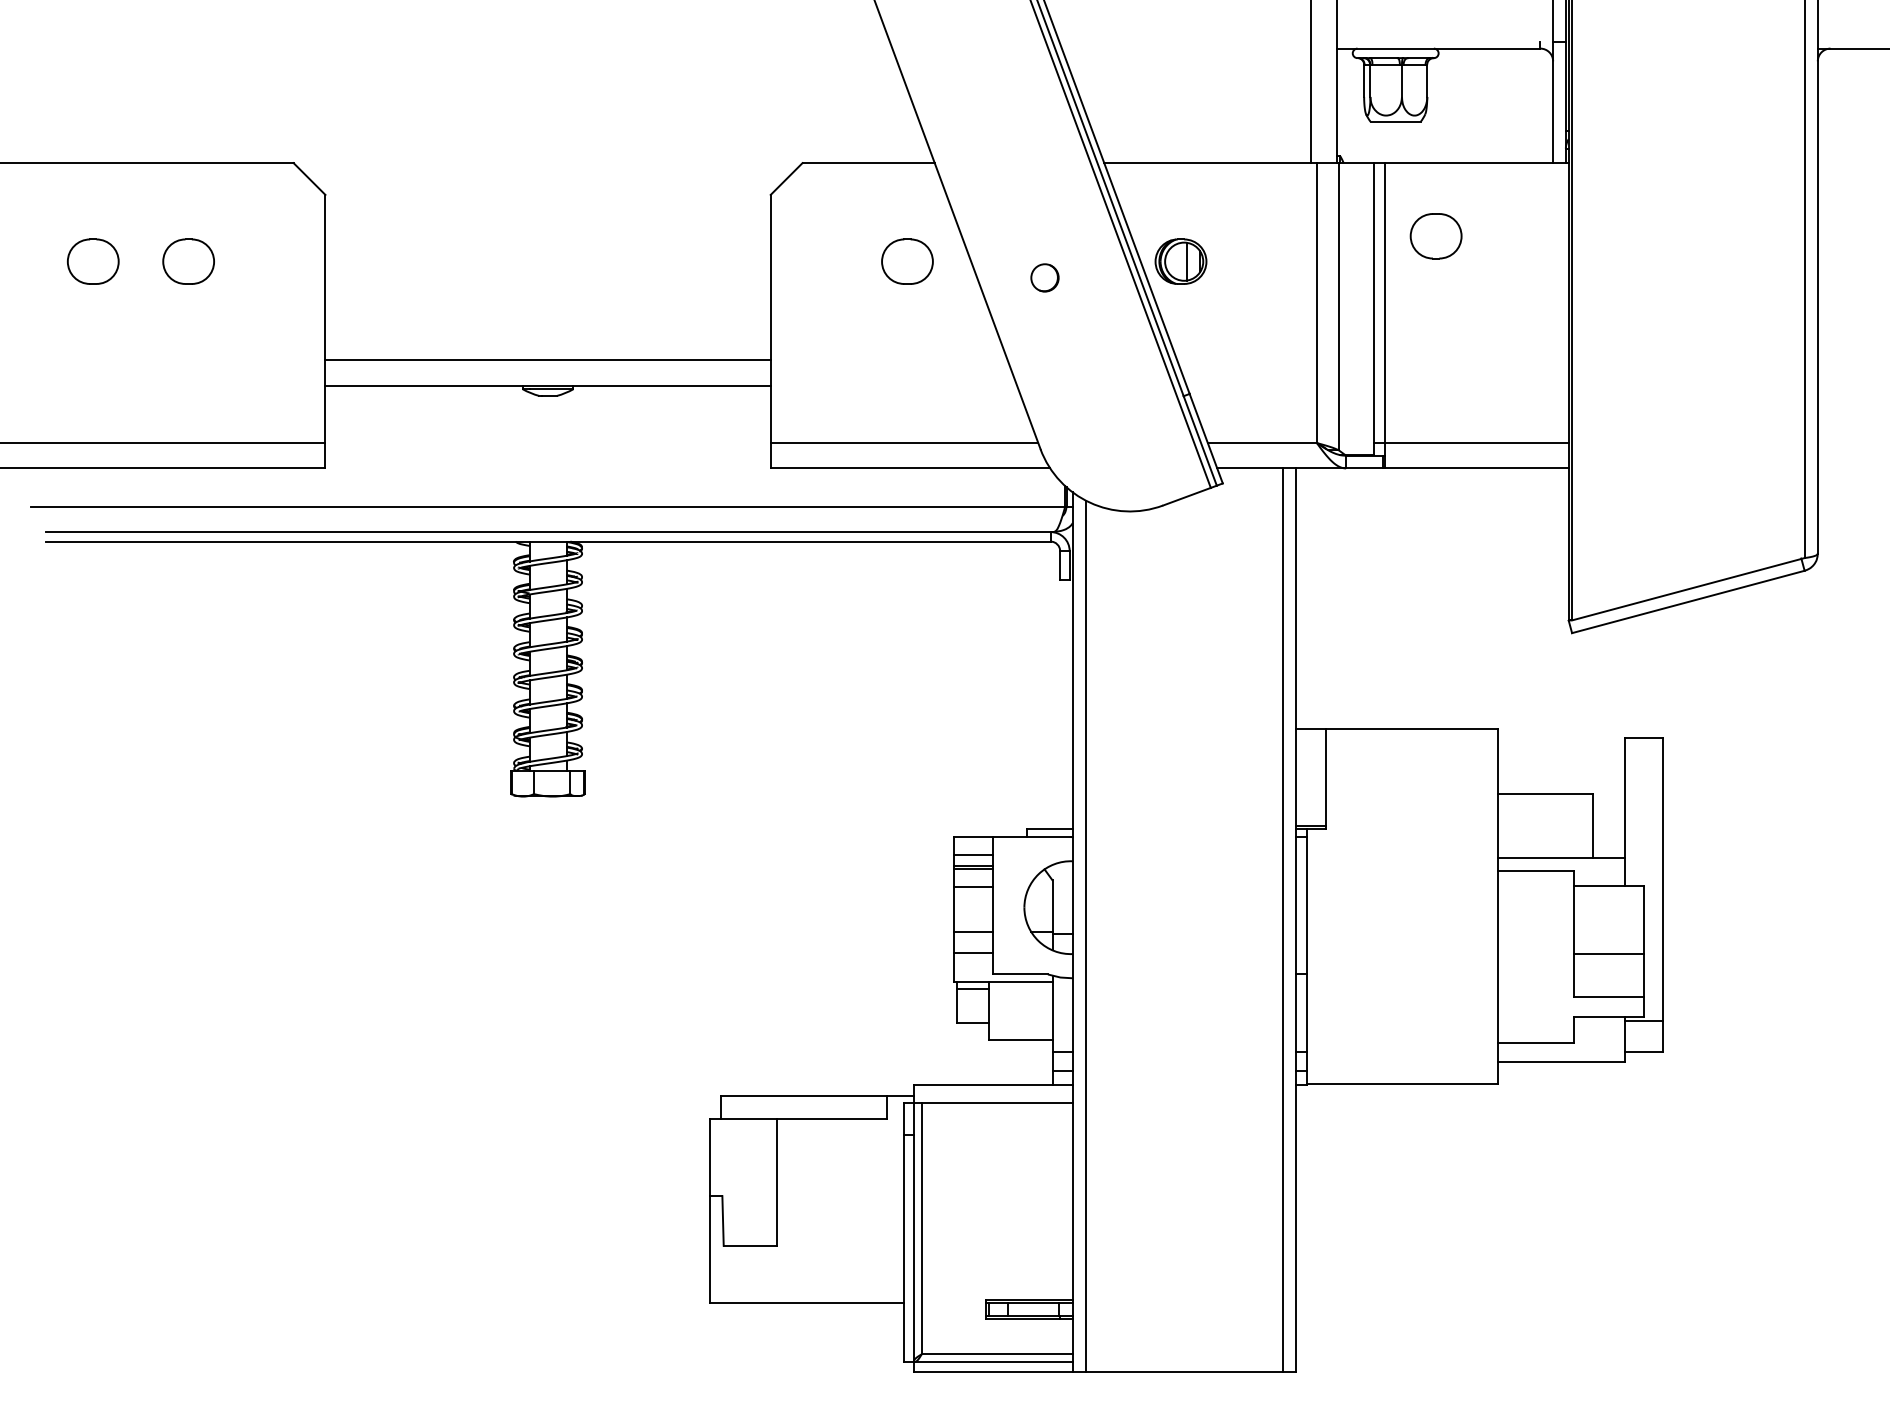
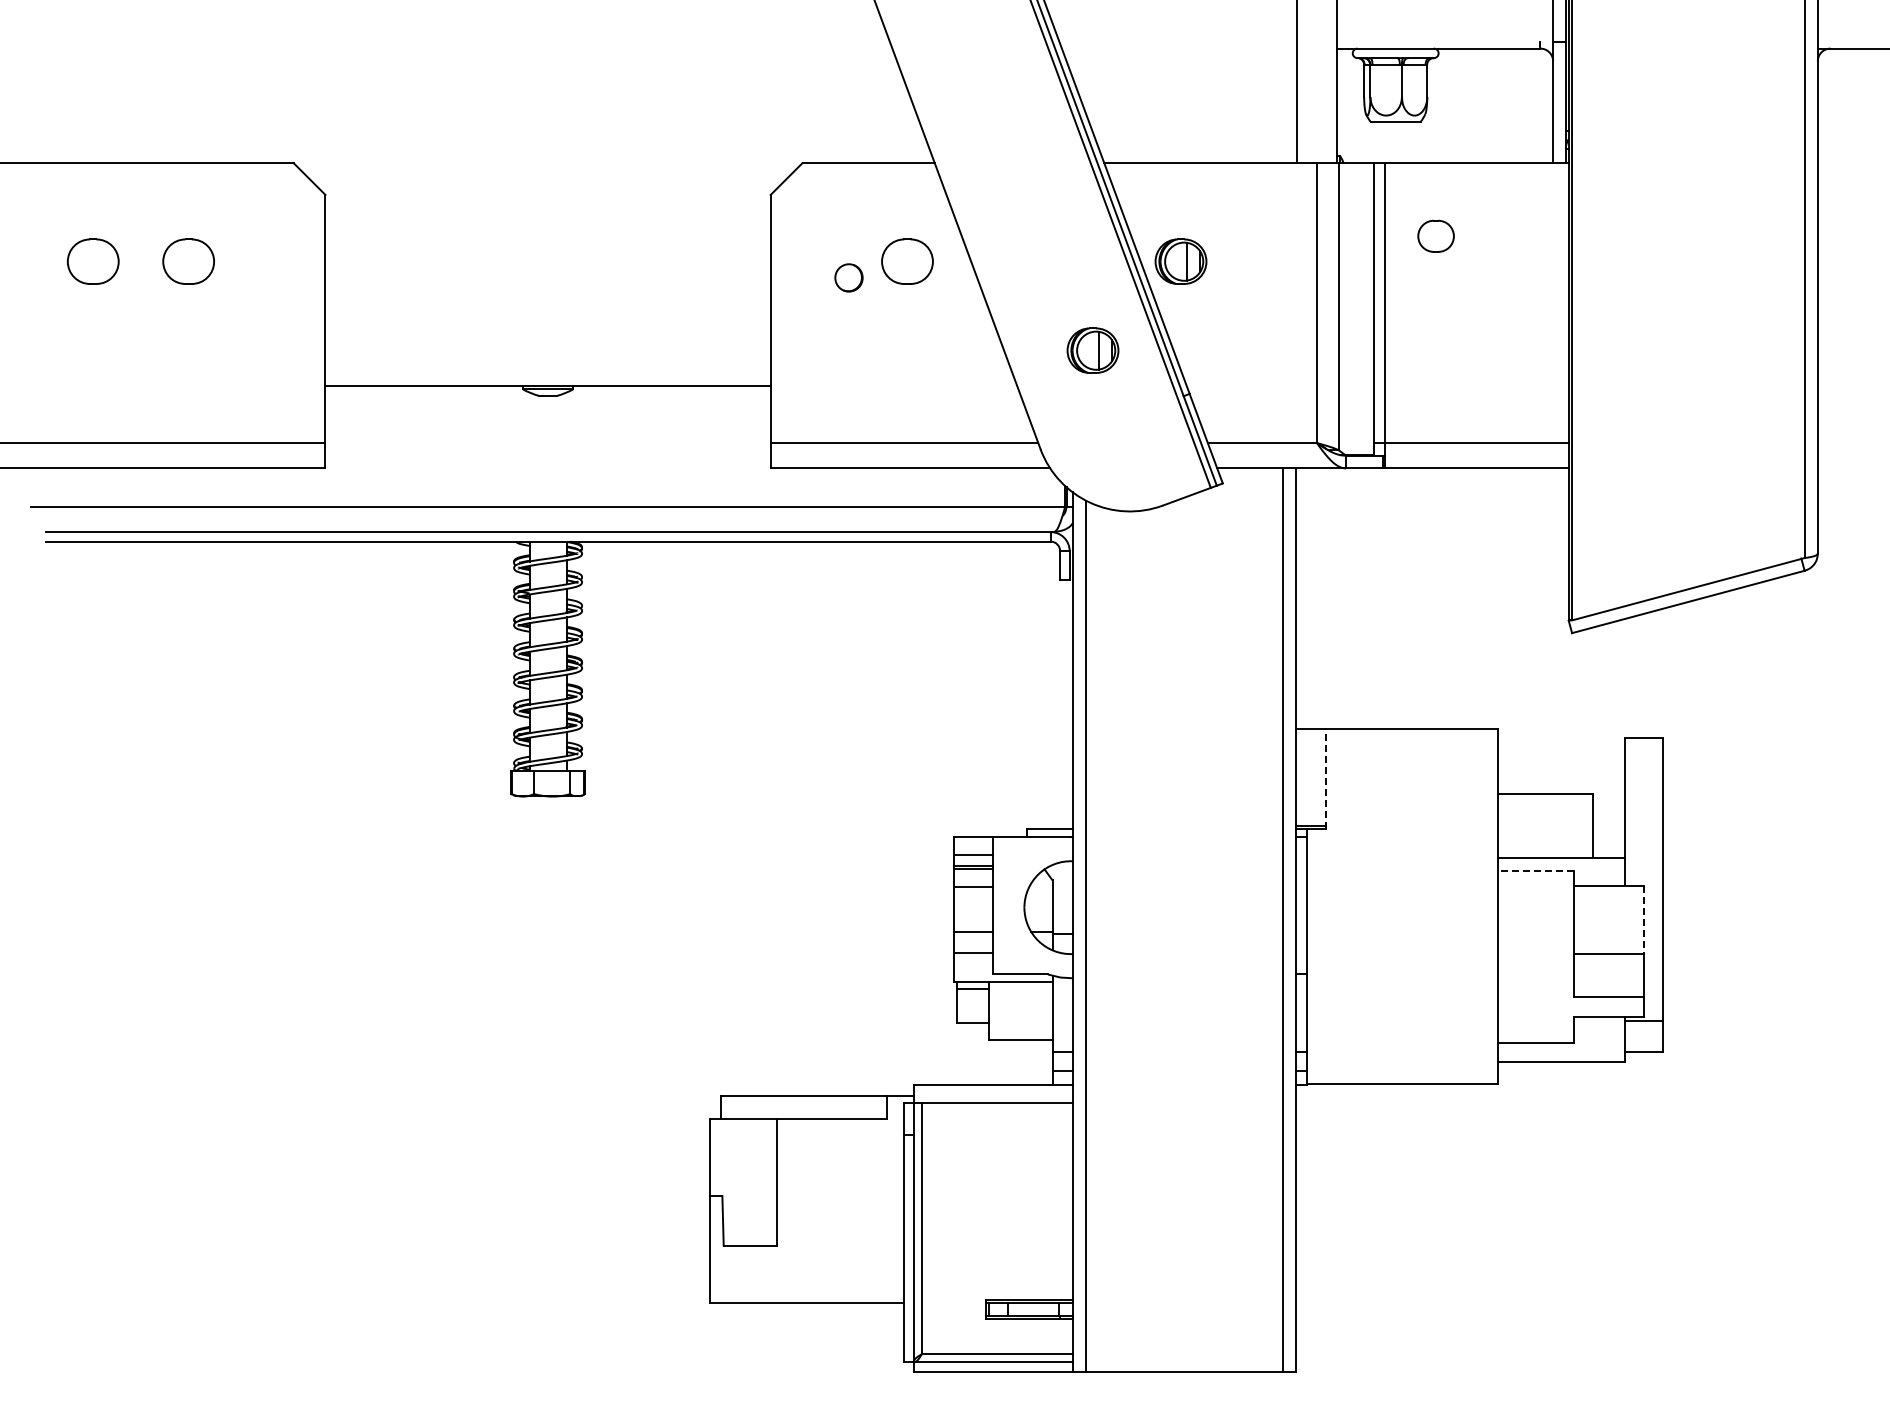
line position: (1311, 82) -> (1297, 82) (1297, 82)
part size: 54x47 px -> 38x34 px (1435, 235)
circle position: (1044, 277) -> (848, 277) (848, 277)
part: none -> present (1092, 350)
line: present -> none (547, 360)
line: solid -> dashed (1326, 778)
line: solid -> dashed (1535, 870)
line: solid -> dashed (1644, 920)
